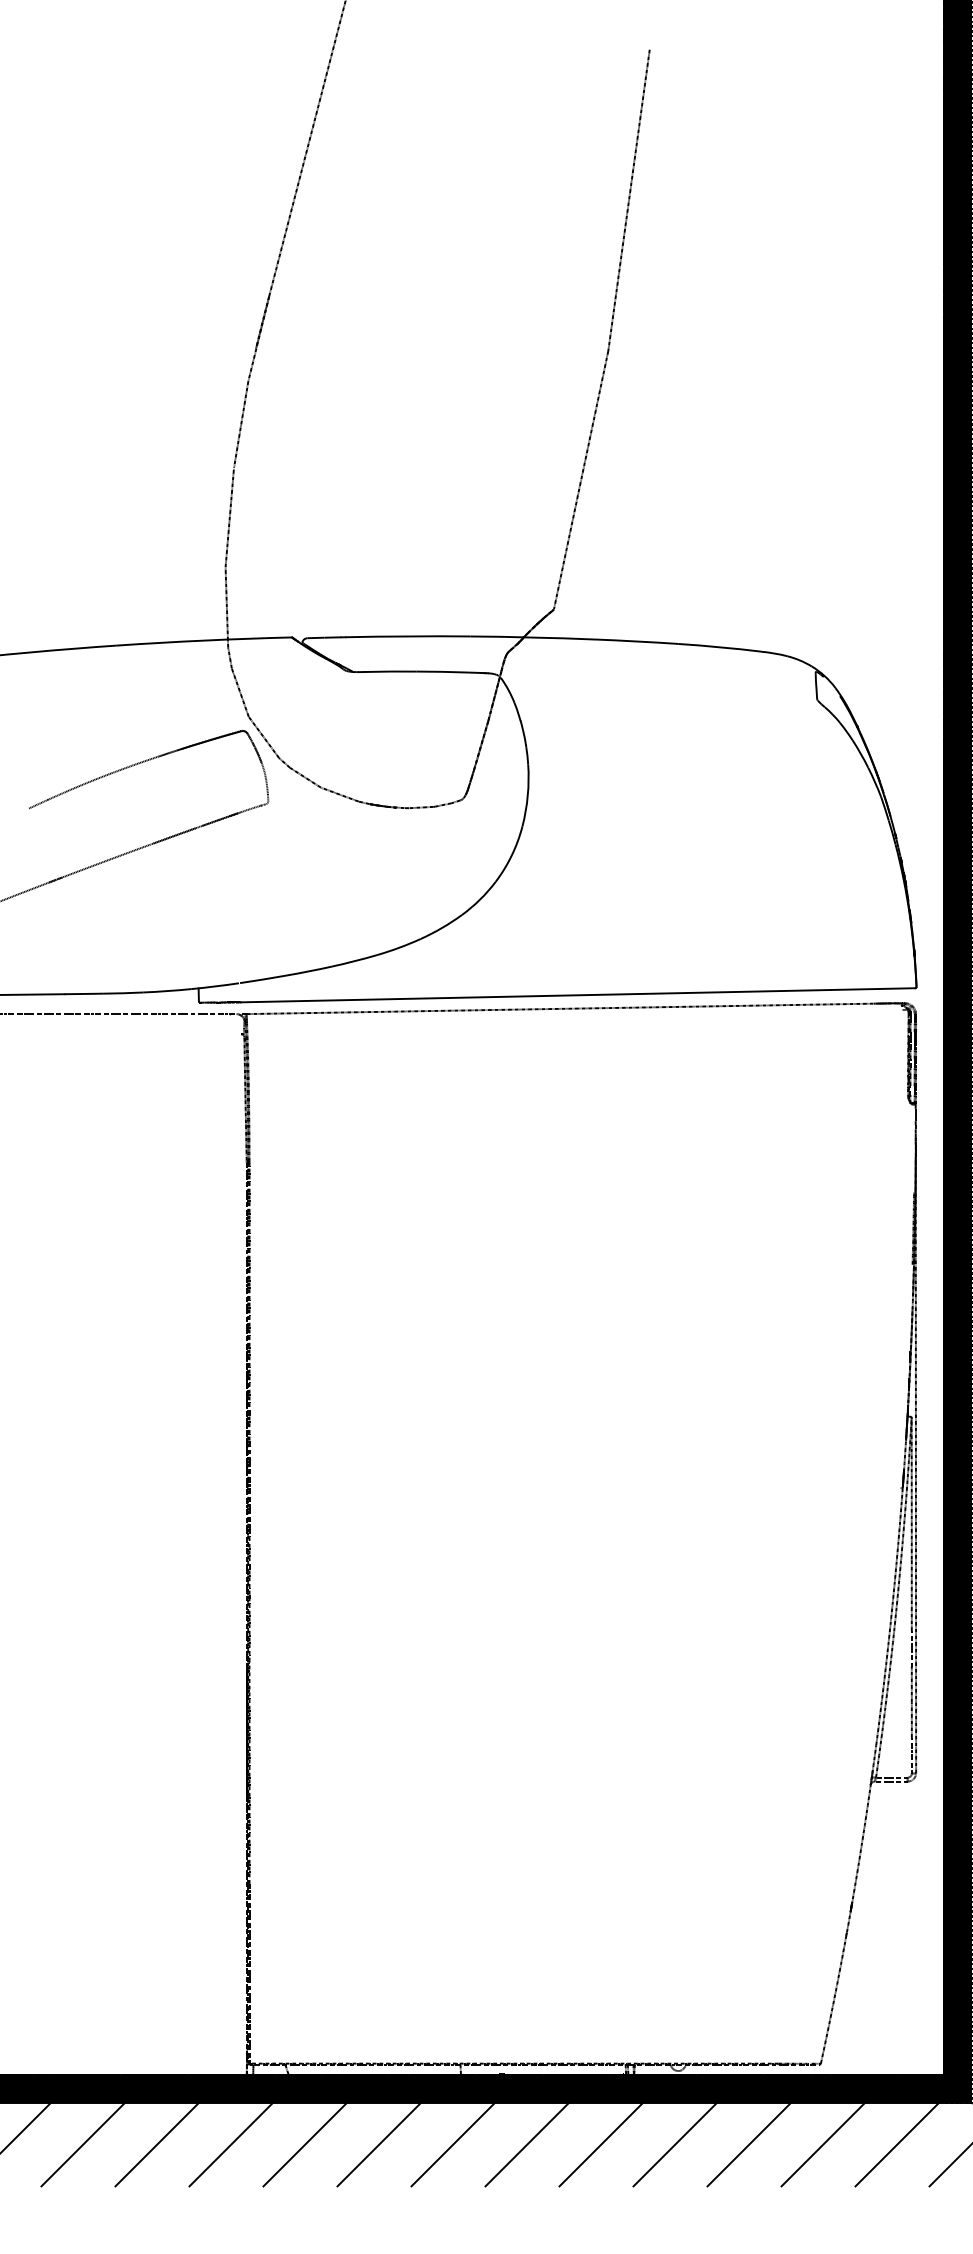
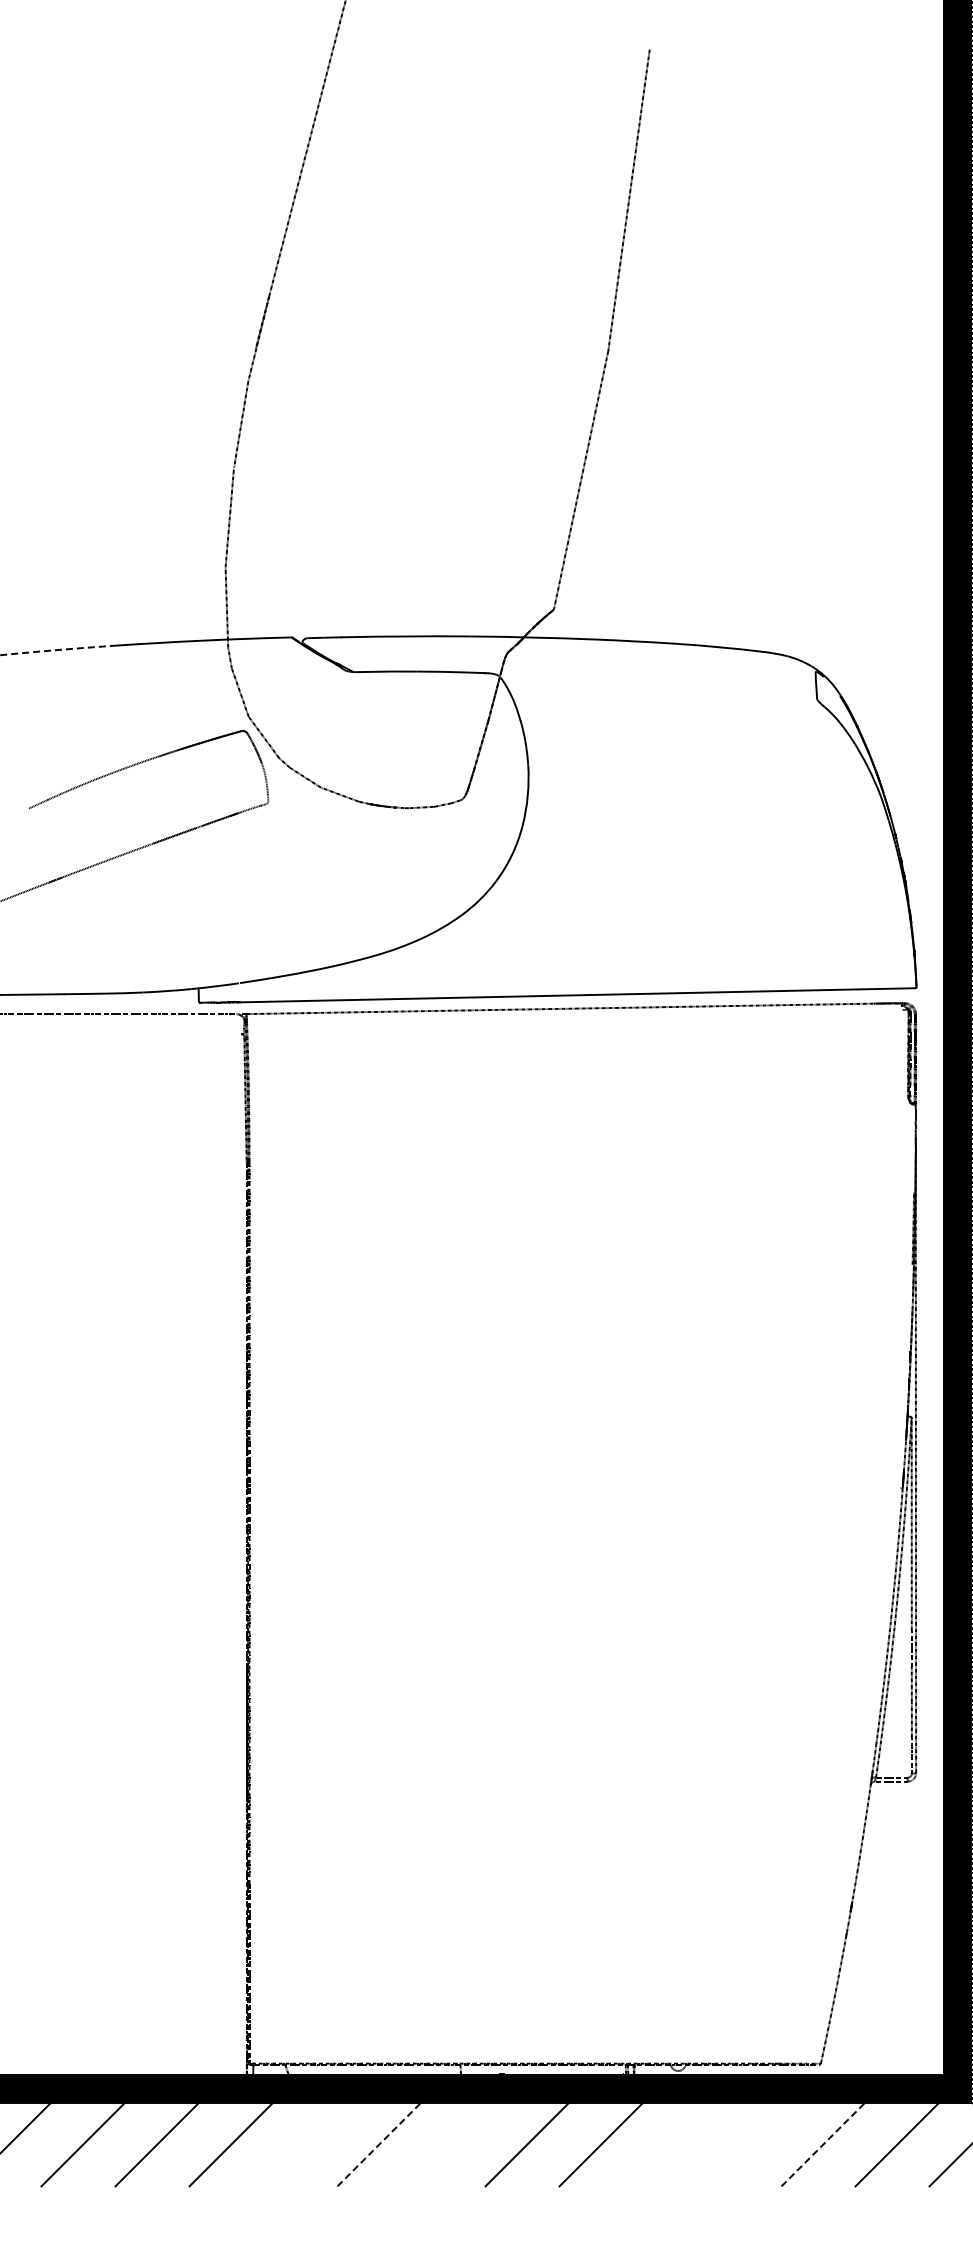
arc: solid -> dashed (58, 650)
line: present -> none (305, 2144)
line: solid -> dashed (379, 2144)
line: present -> none (453, 2144)
line: present -> none (675, 2144)
line: present -> none (749, 2144)
line: solid -> dashed (823, 2144)
